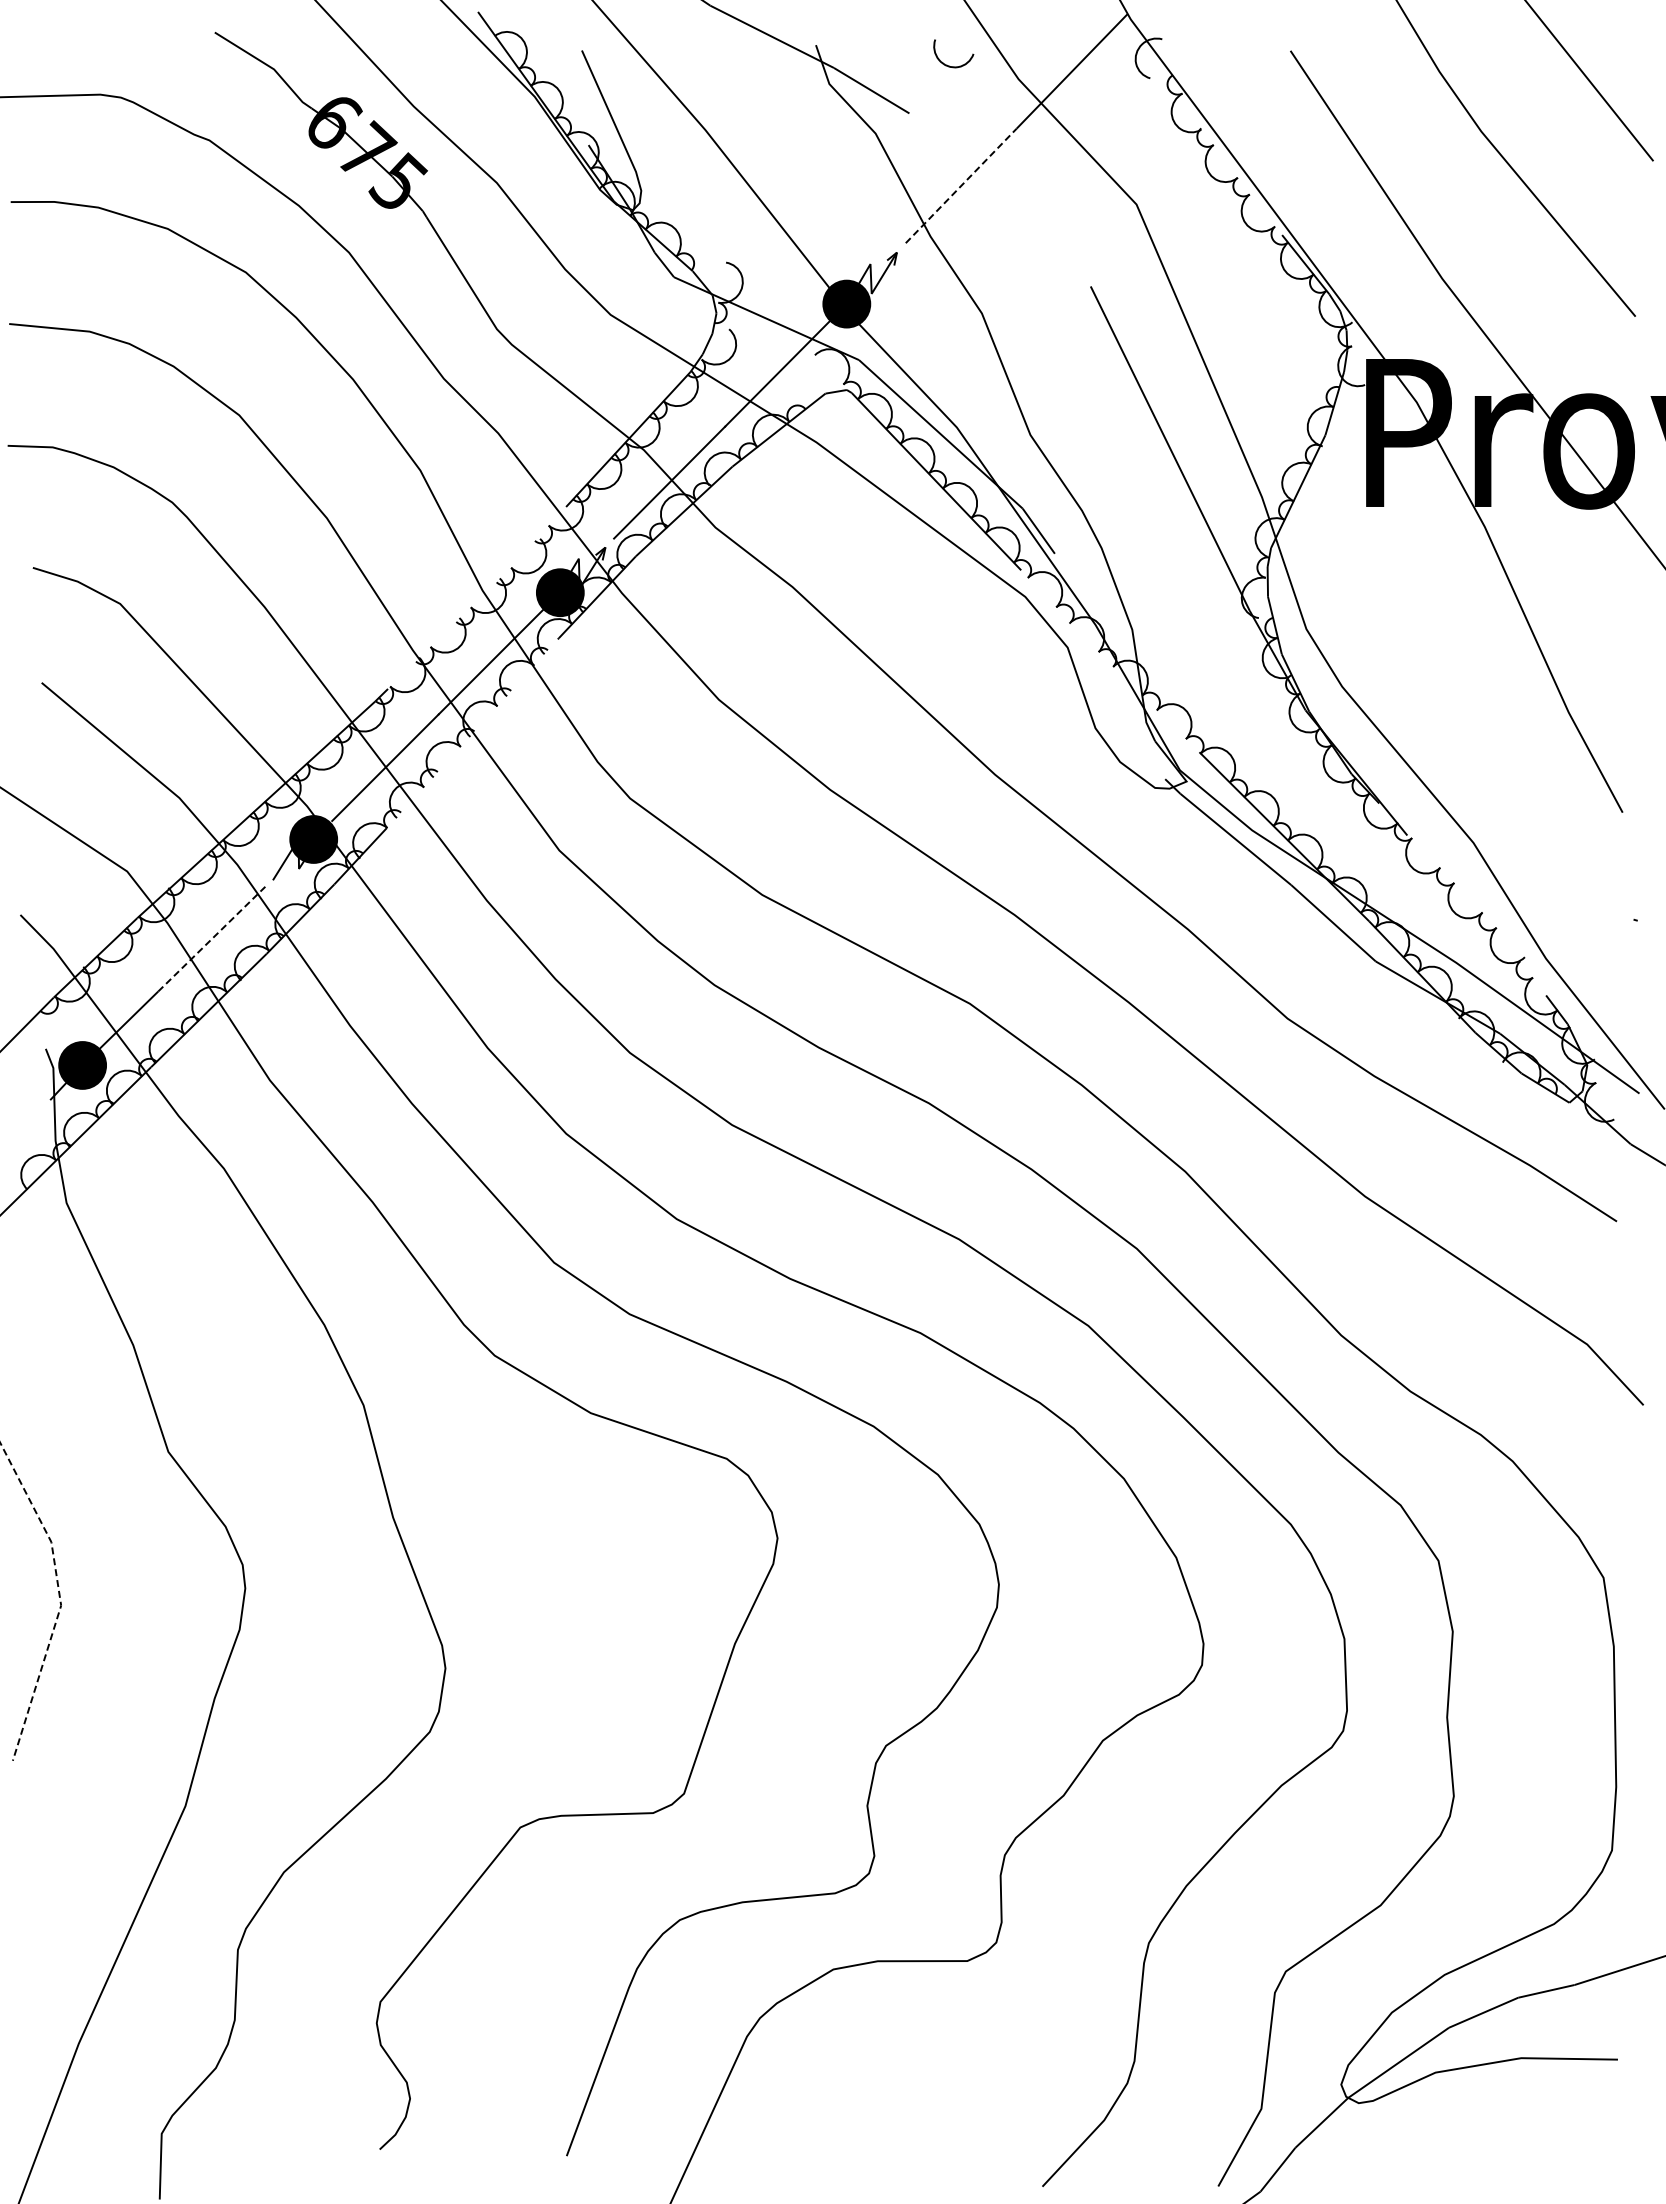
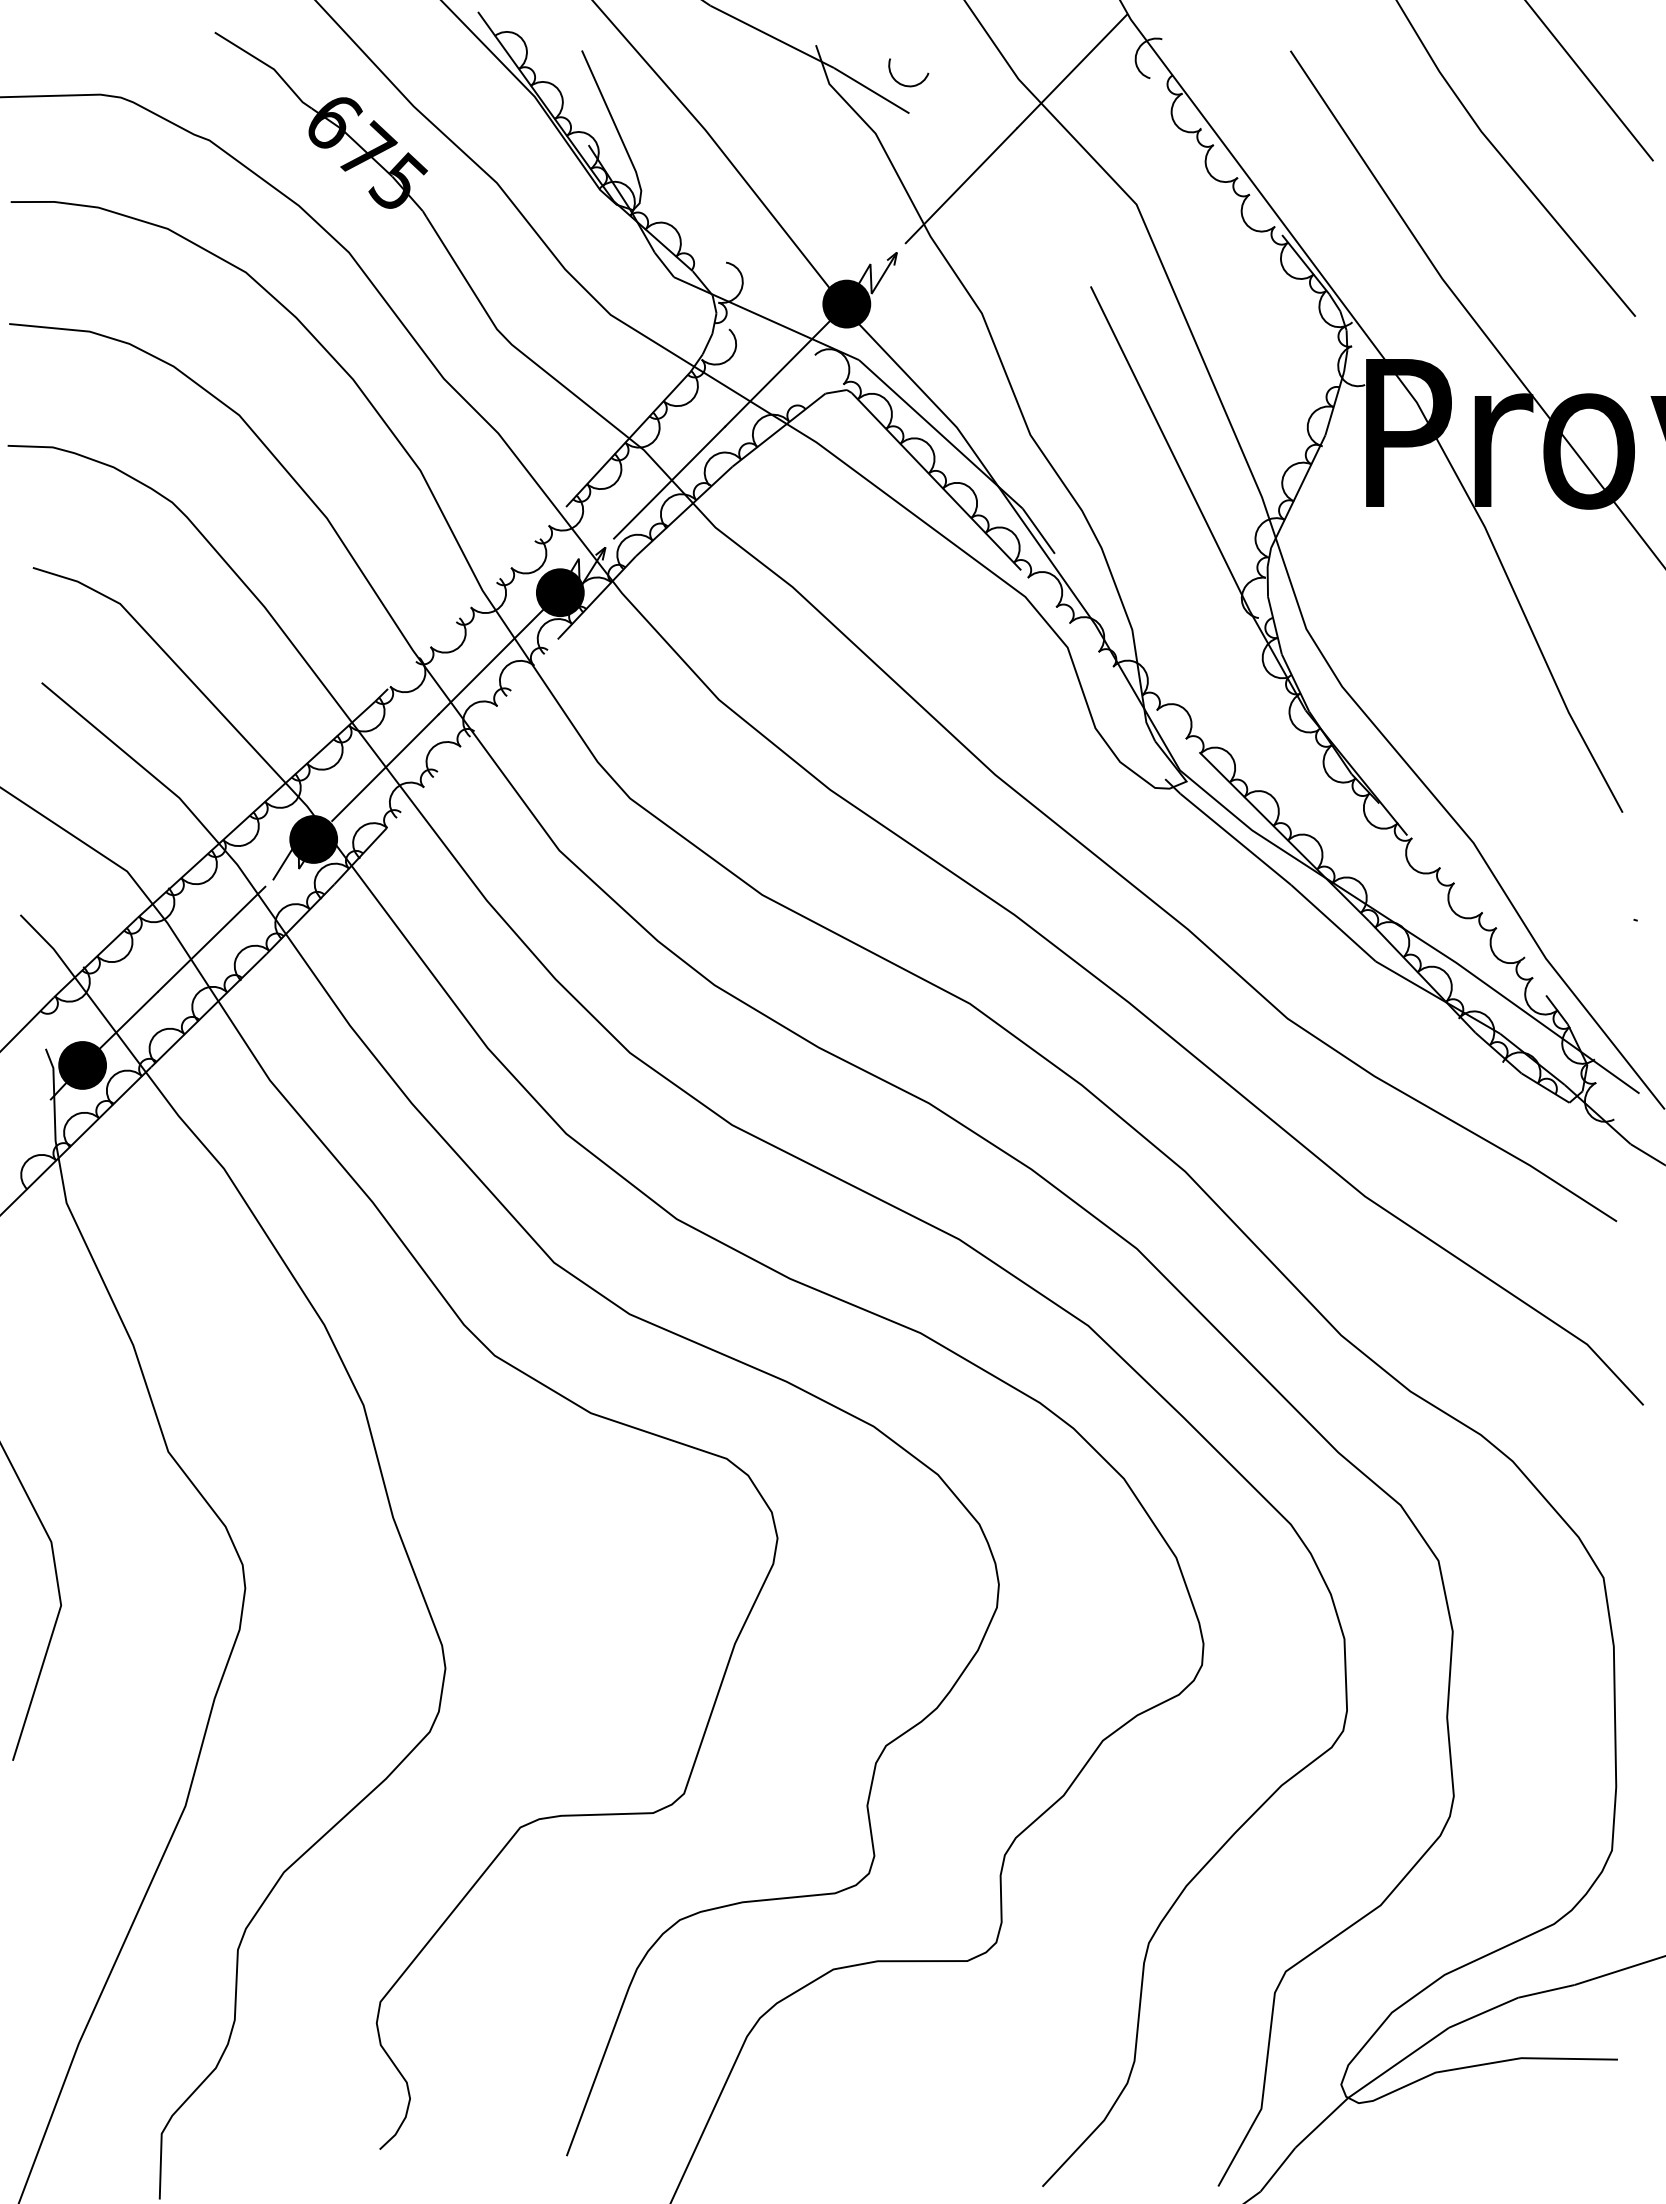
arc position: (947, 64) -> (902, 83) (902, 83)
line: dashed -> solid (961, 185)
line: dashed -> solid (211, 939)
line: dashed -> solid (60, 1598)
